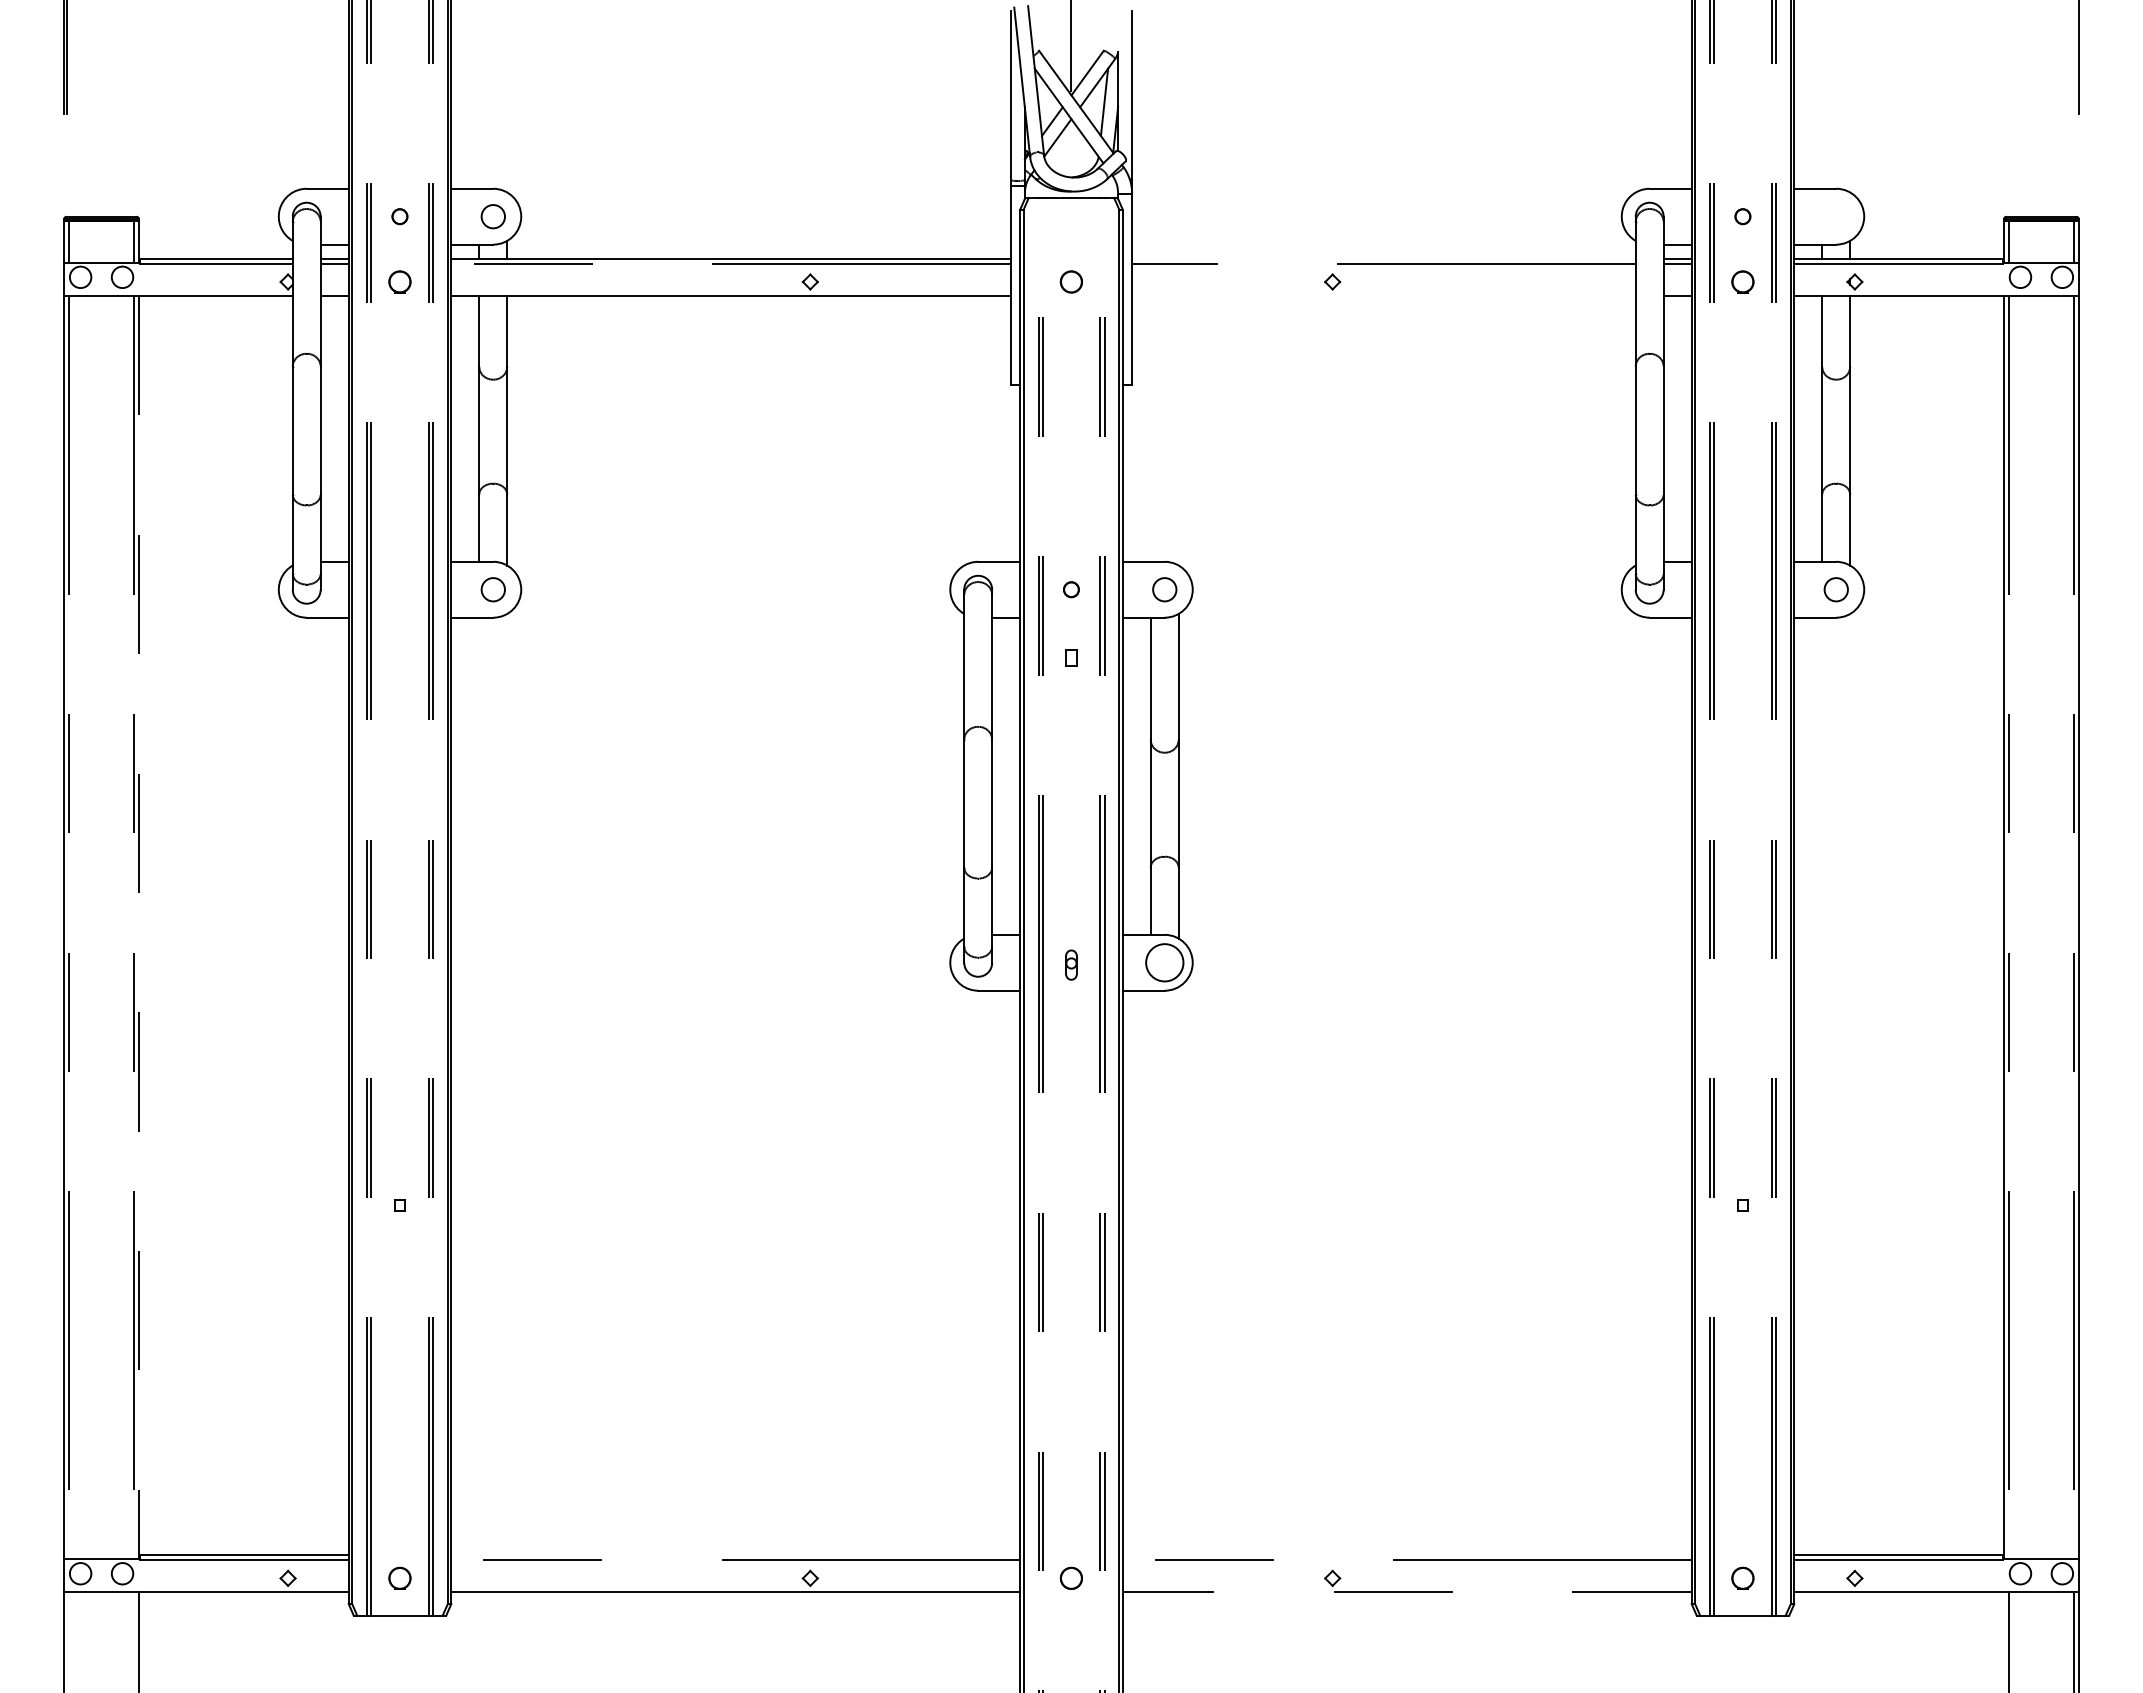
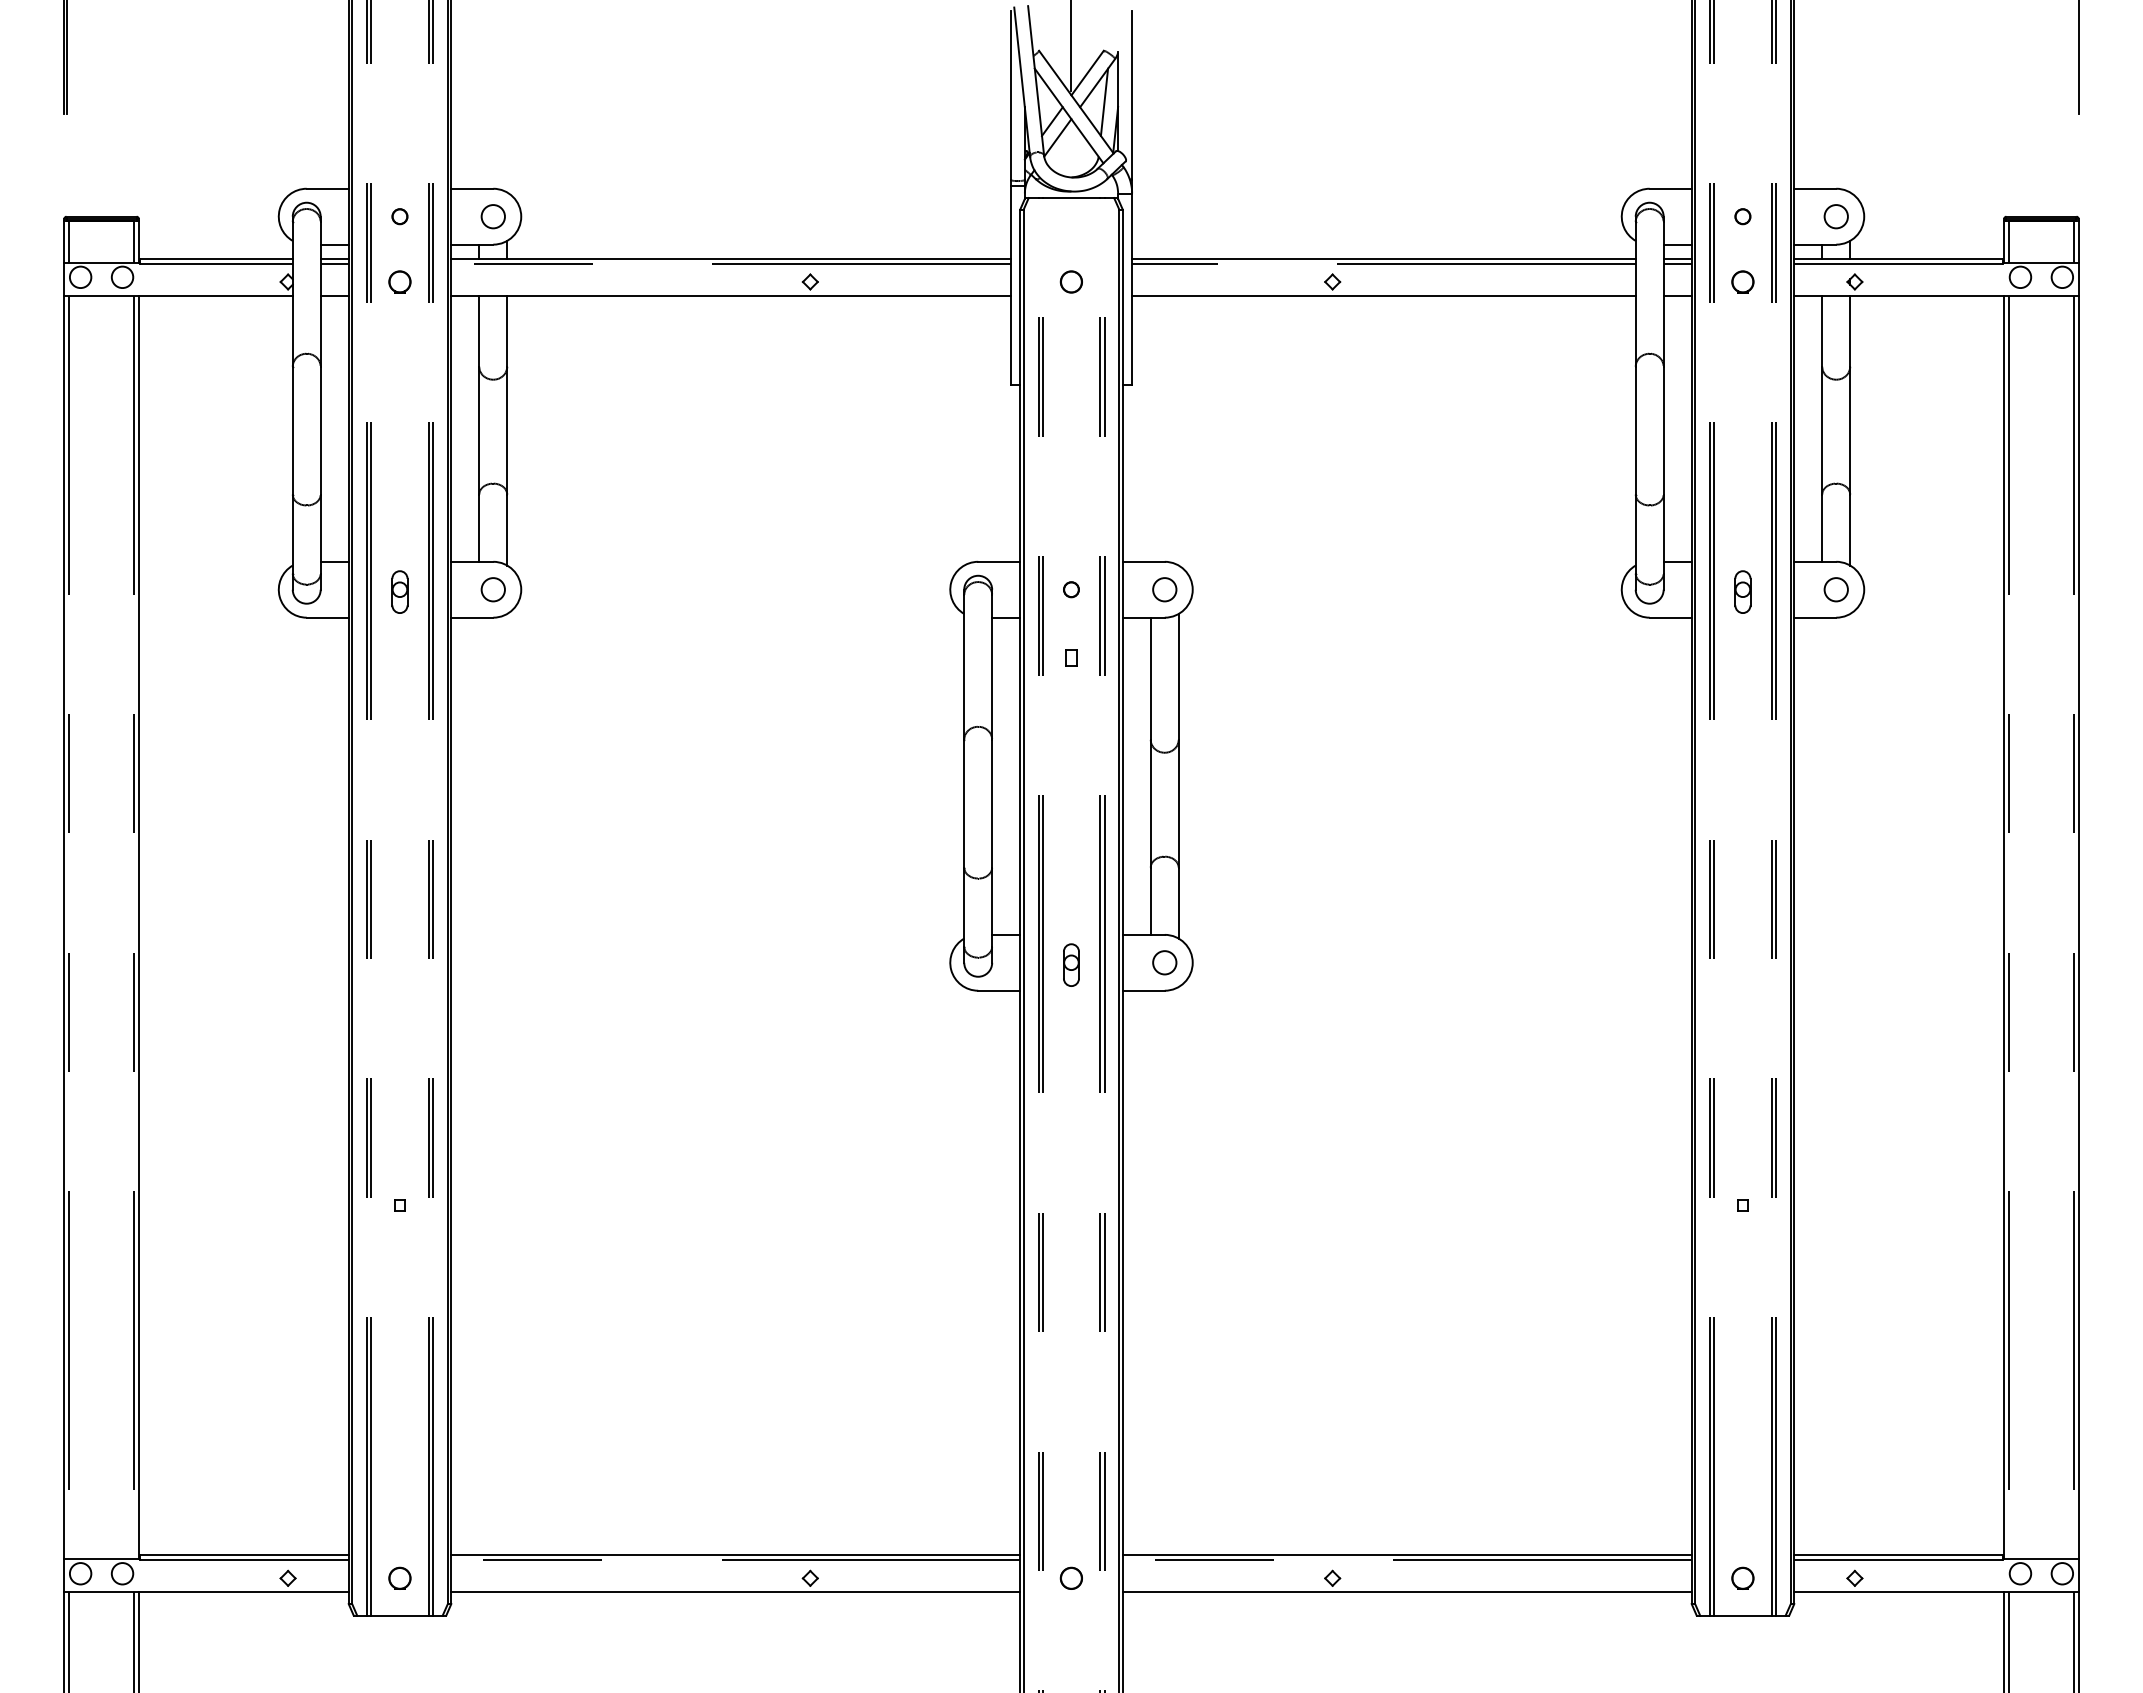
circle: none -> present (1835, 216)
line: none -> present (1383, 258)
line: none -> present (1383, 296)
part: none -> present (399, 591)
part: none -> present (1742, 591)
line: dashed -> solid (138, 928)
circle diameter: 37 px -> 23 px (1164, 962)
part size: 13x32 px -> 17x44 px (1071, 964)
line: none -> present (735, 1555)
line: none -> present (1406, 1555)
line: dashed -> solid (1406, 1592)
line: none -> present (68, 1640)
line: none -> present (134, 1640)
line: none -> present (2004, 1640)
